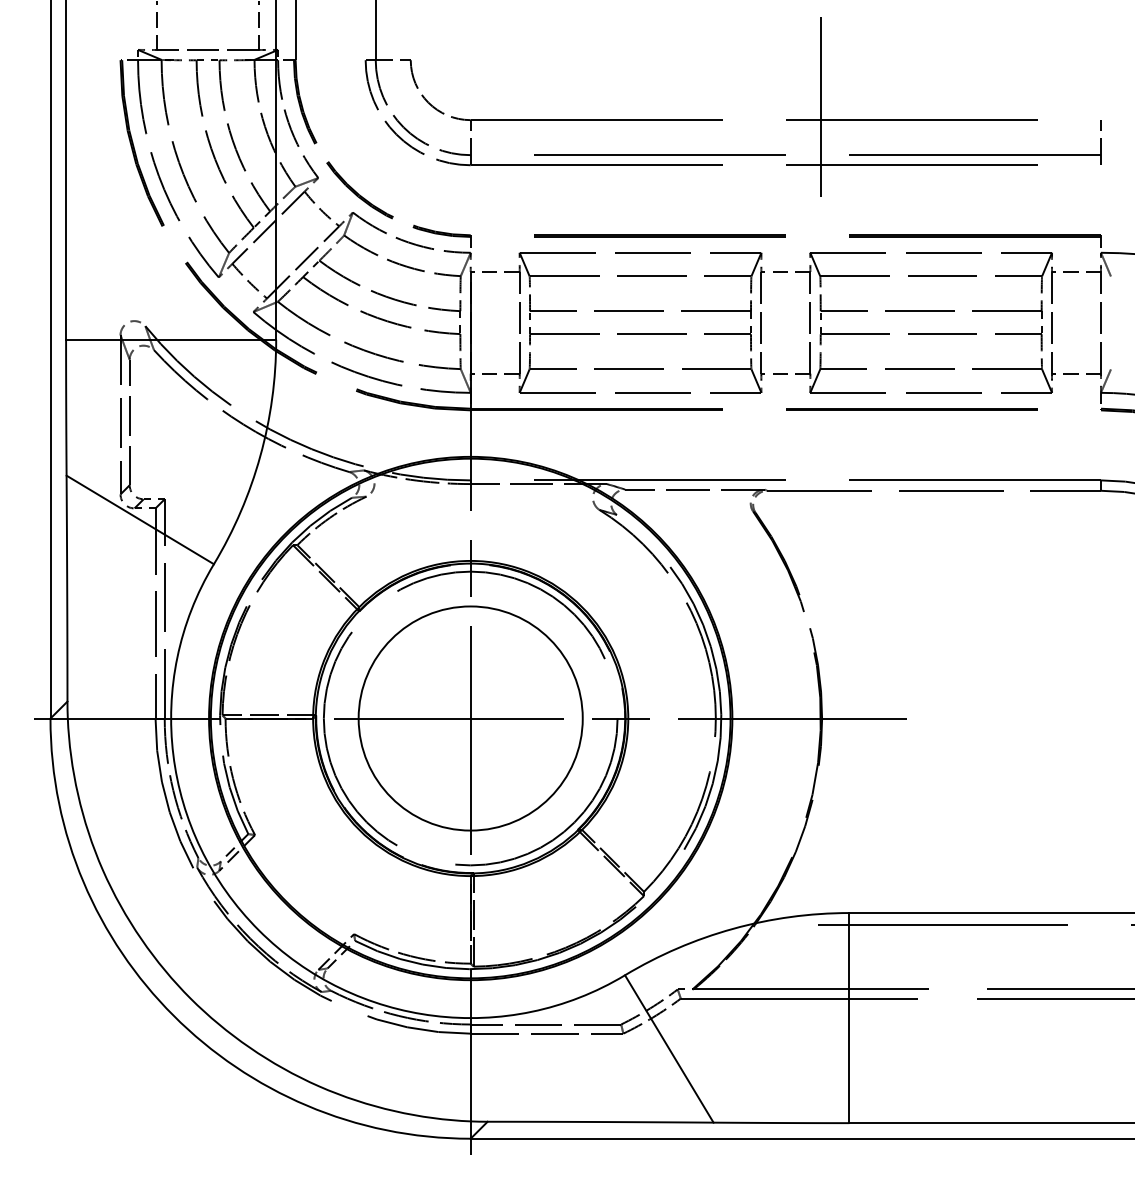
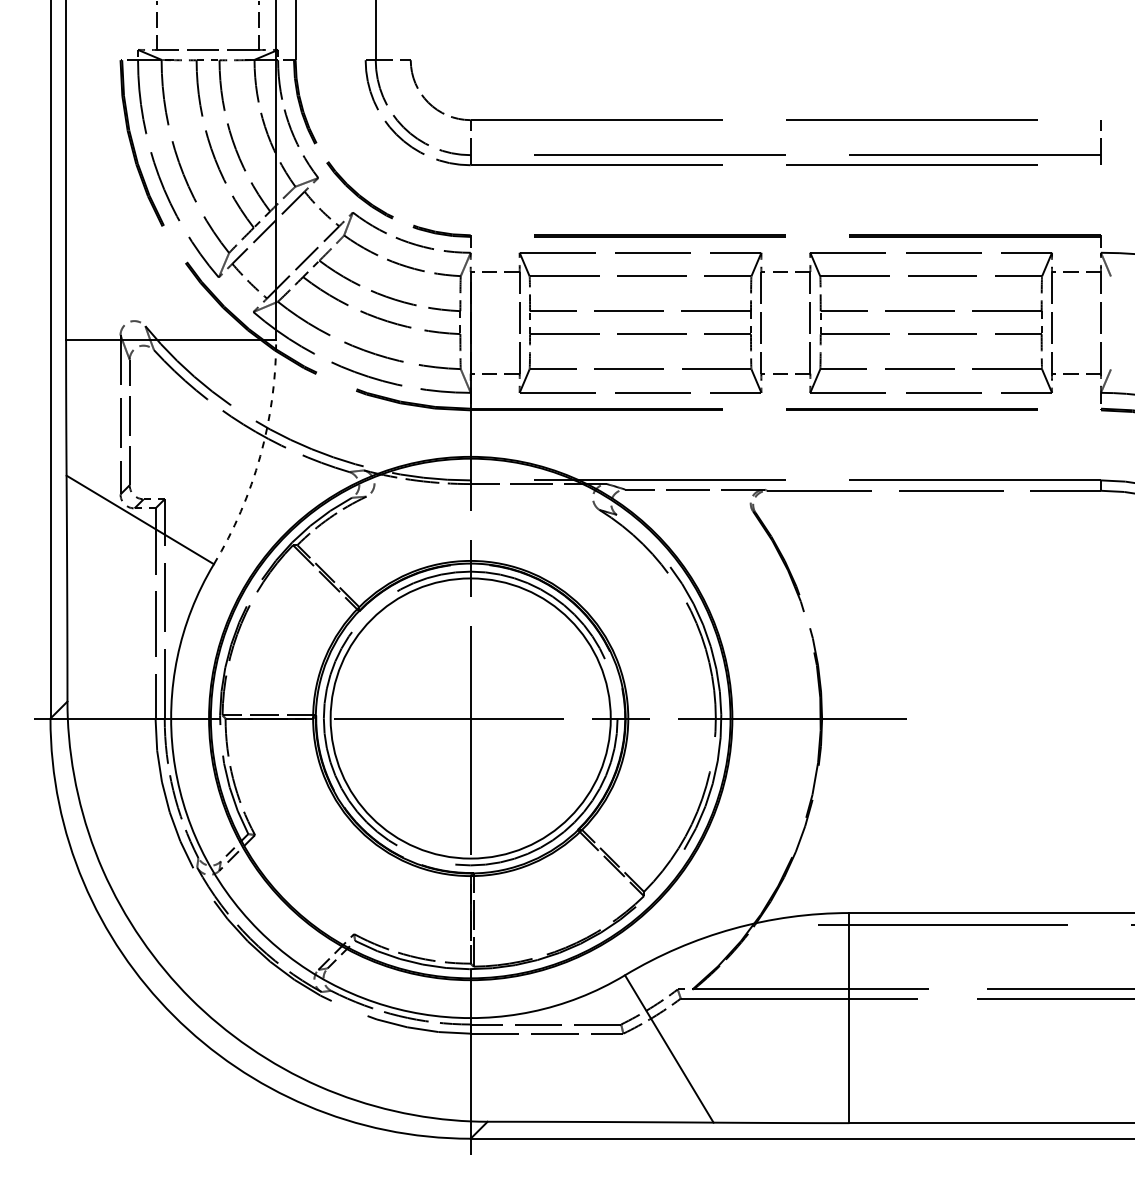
line: present -> none (820, 99)
arc: solid -> dashed (260, 456)
circle diameter: 224 px -> 280 px (470, 718)
